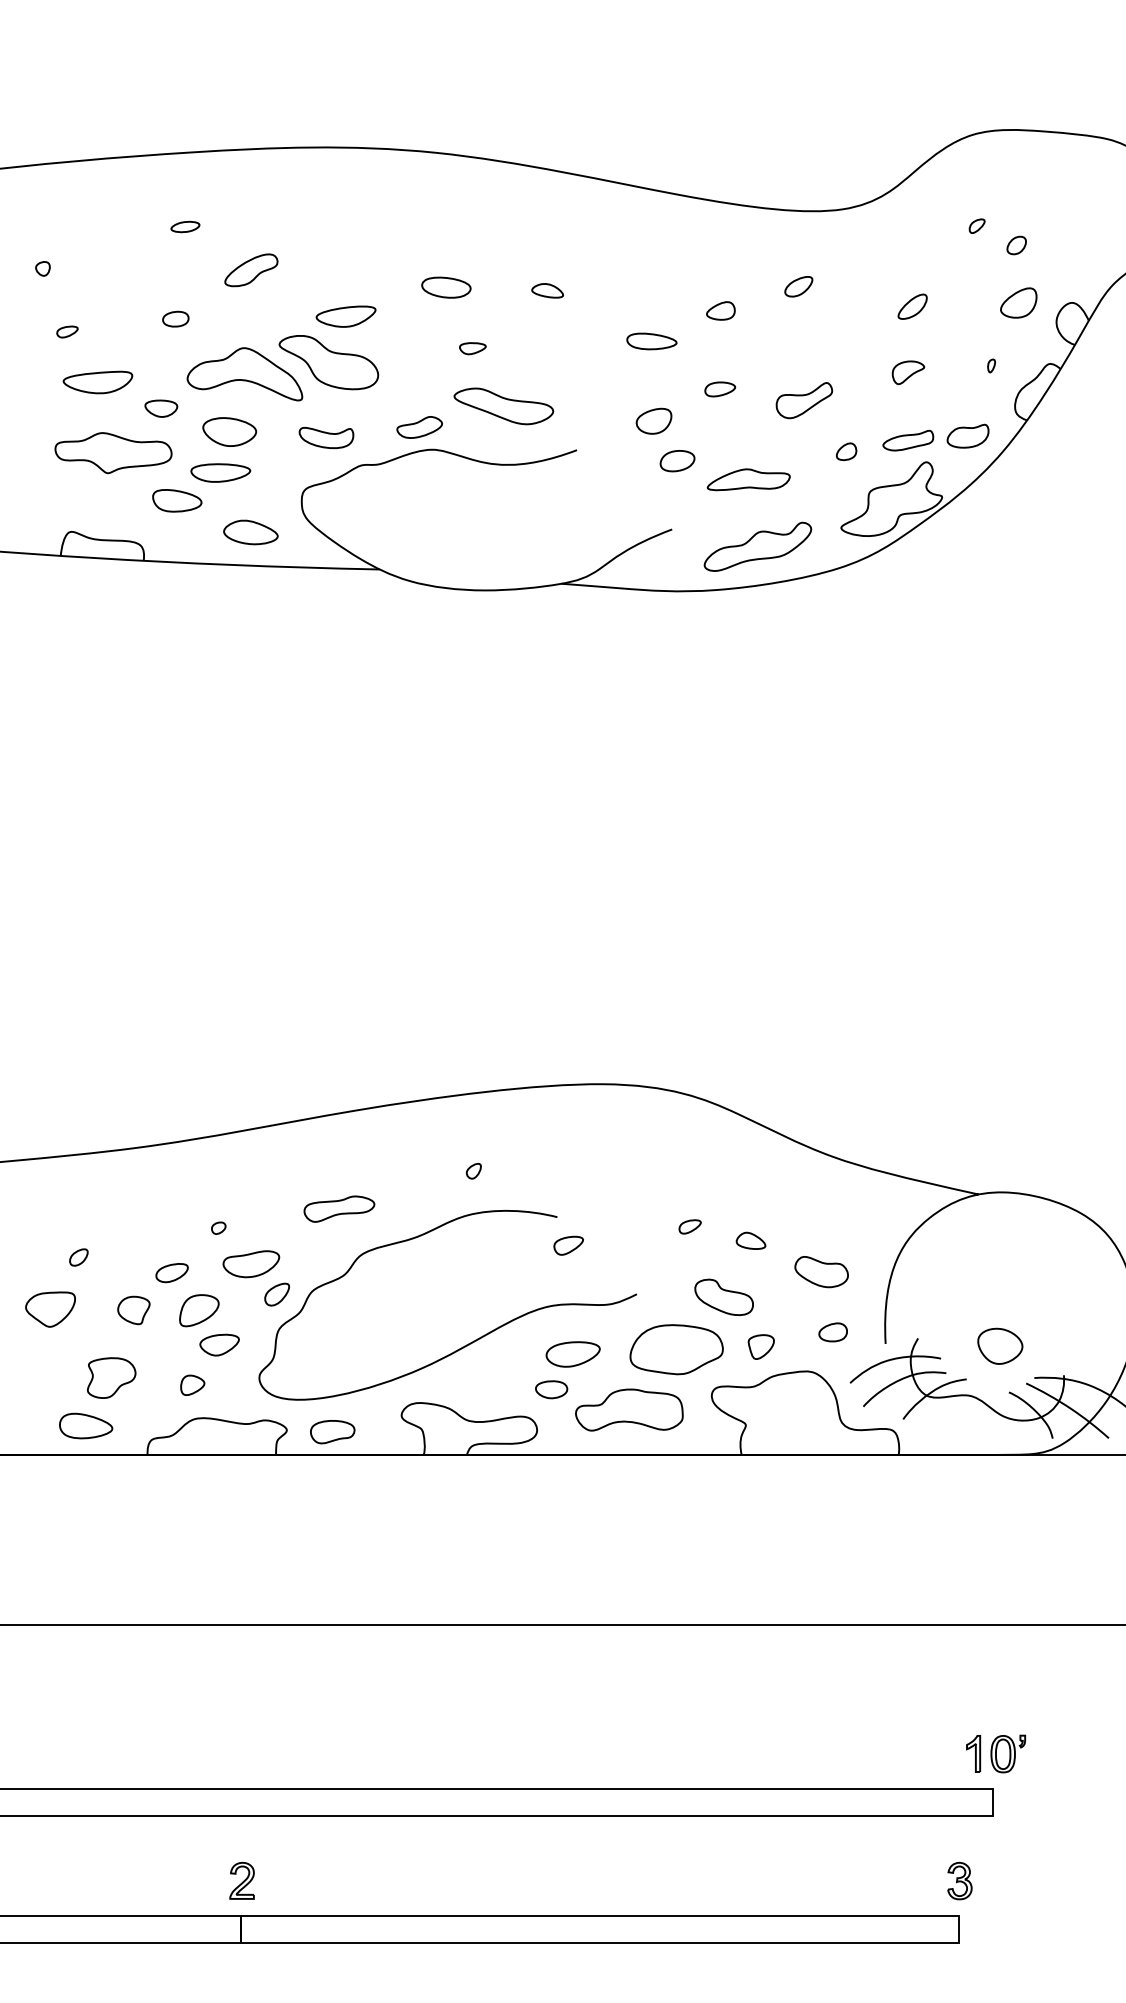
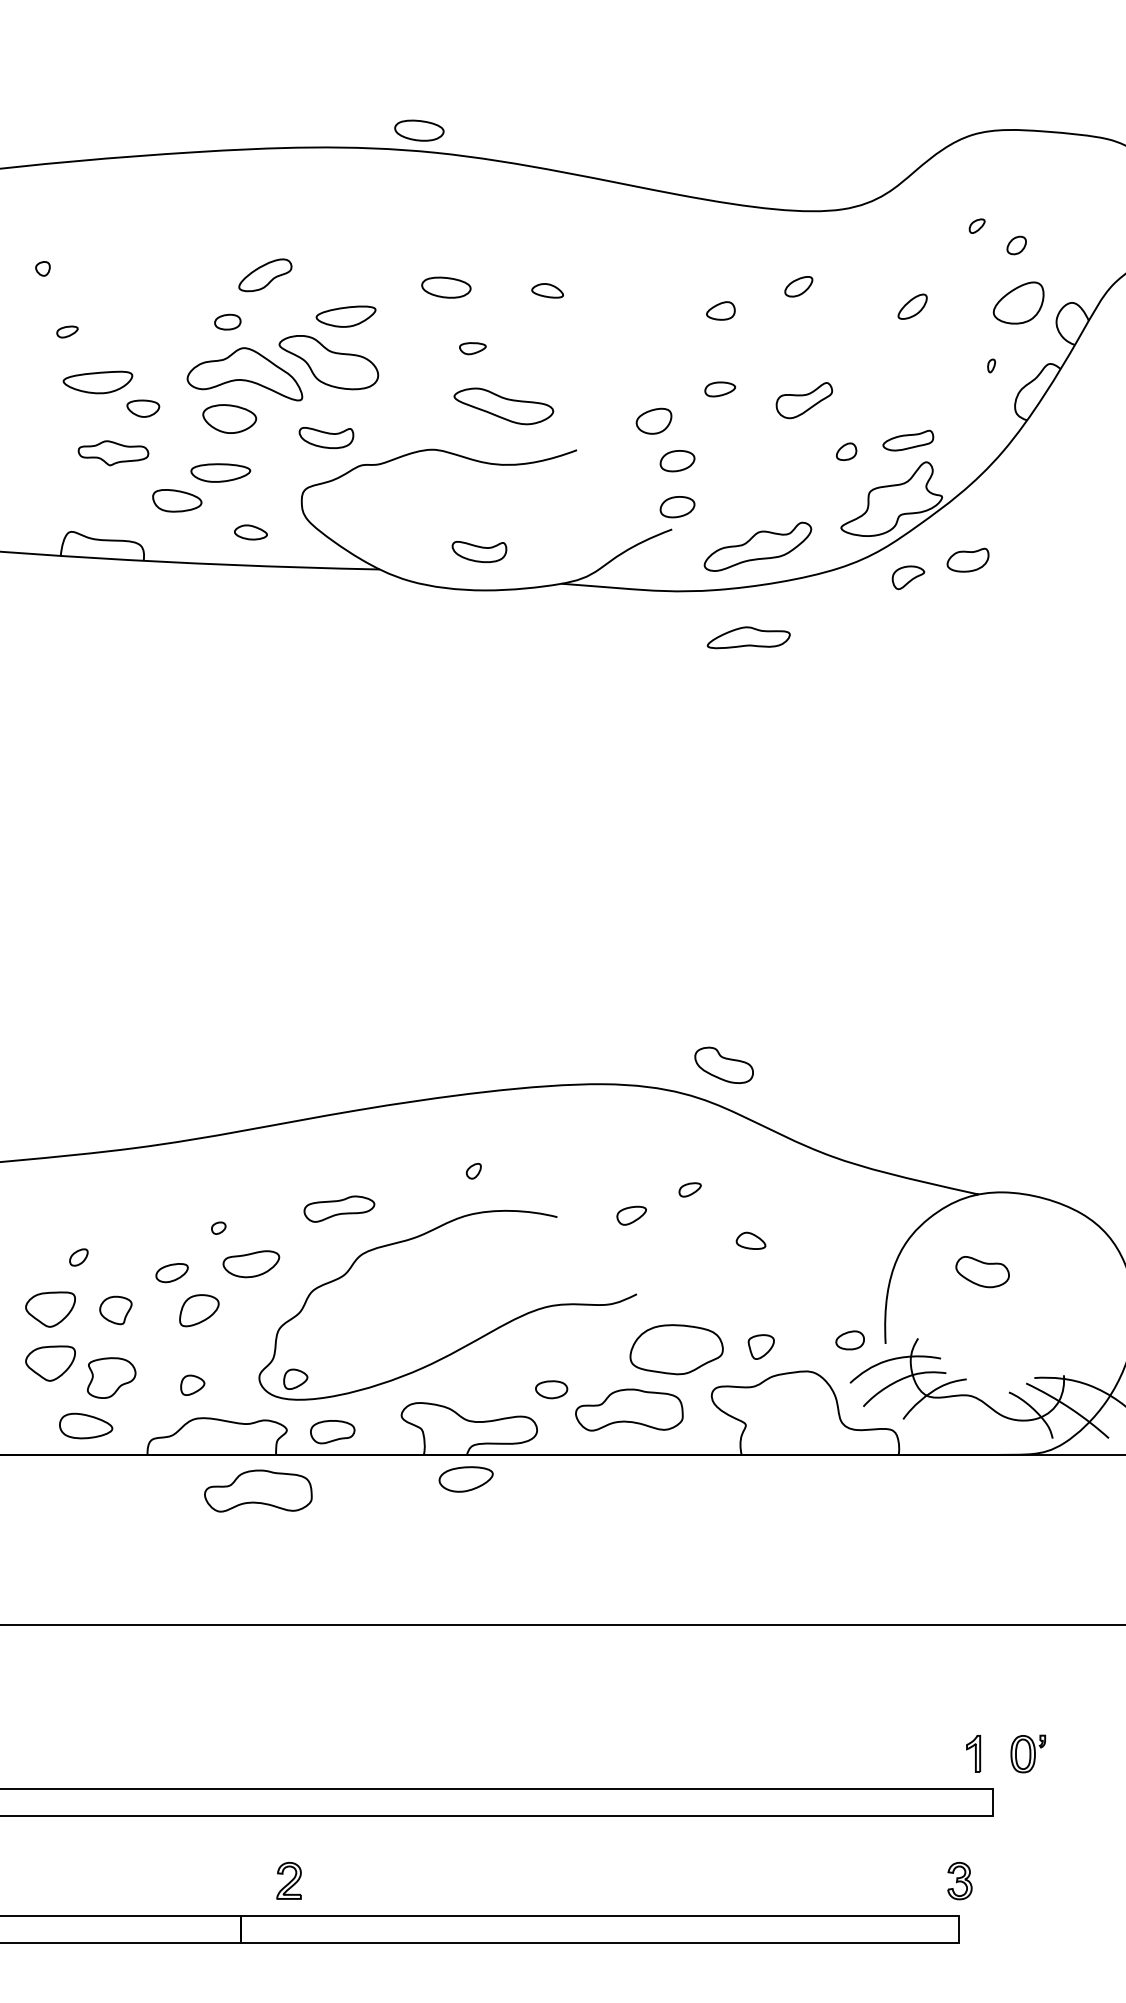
part: none -> present (419, 130)
part: present -> none (185, 226)
part position: (251, 270) -> (265, 275) (265, 275)
part size: 38x32 px -> 53x44 px (1018, 302)
part position: (175, 318) -> (227, 321) (227, 321)
part: present -> none (651, 341)
part position: (908, 372) -> (908, 577) (908, 577)
part position: (161, 408) -> (143, 408) (143, 408)
part: present -> none (419, 427)
part position: (229, 431) -> (229, 418) (229, 418)
part position: (967, 435) -> (967, 559) (967, 559)
part size: 119x43 px -> 73x27 px (113, 453)
part position: (748, 479) -> (748, 637) (748, 637)
part: none -> present (677, 507)
part size: 56x27 px -> 34x17 px (250, 532)
part: none -> present (479, 552)
part position: (689, 1226) -> (689, 1189) (689, 1189)
part position: (568, 1245) -> (631, 1215) (631, 1215)
part position: (821, 1272) -> (982, 1272) (982, 1272)
part: present -> none (277, 1294)
part position: (723, 1296) -> (723, 1064) (723, 1064)
part position: (133, 1310) -> (115, 1310) (115, 1310)
part position: (832, 1332) -> (849, 1340) (849, 1340)
part: present -> none (219, 1344)
part: present -> none (1000, 1345)
part position: (572, 1354) -> (465, 1479) (465, 1479)
part: none -> present (50, 1363)
part: none -> present (295, 1378)
part: none -> present (258, 1490)
part position: (1008, 1753) -> (1028, 1753) (1028, 1753)
part position: (241, 1880) -> (288, 1880) (288, 1880)
